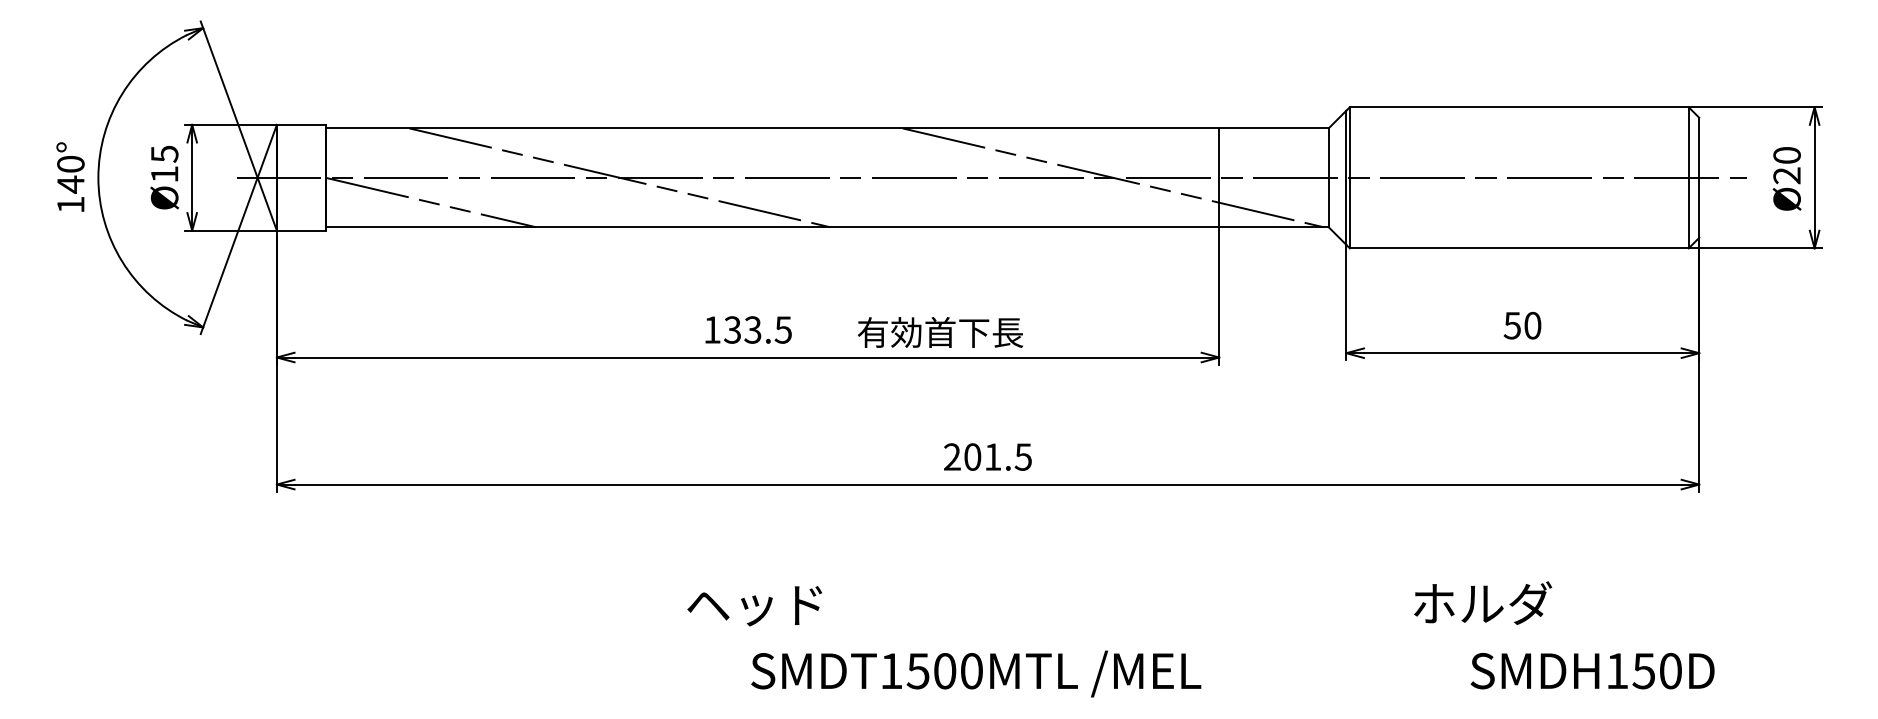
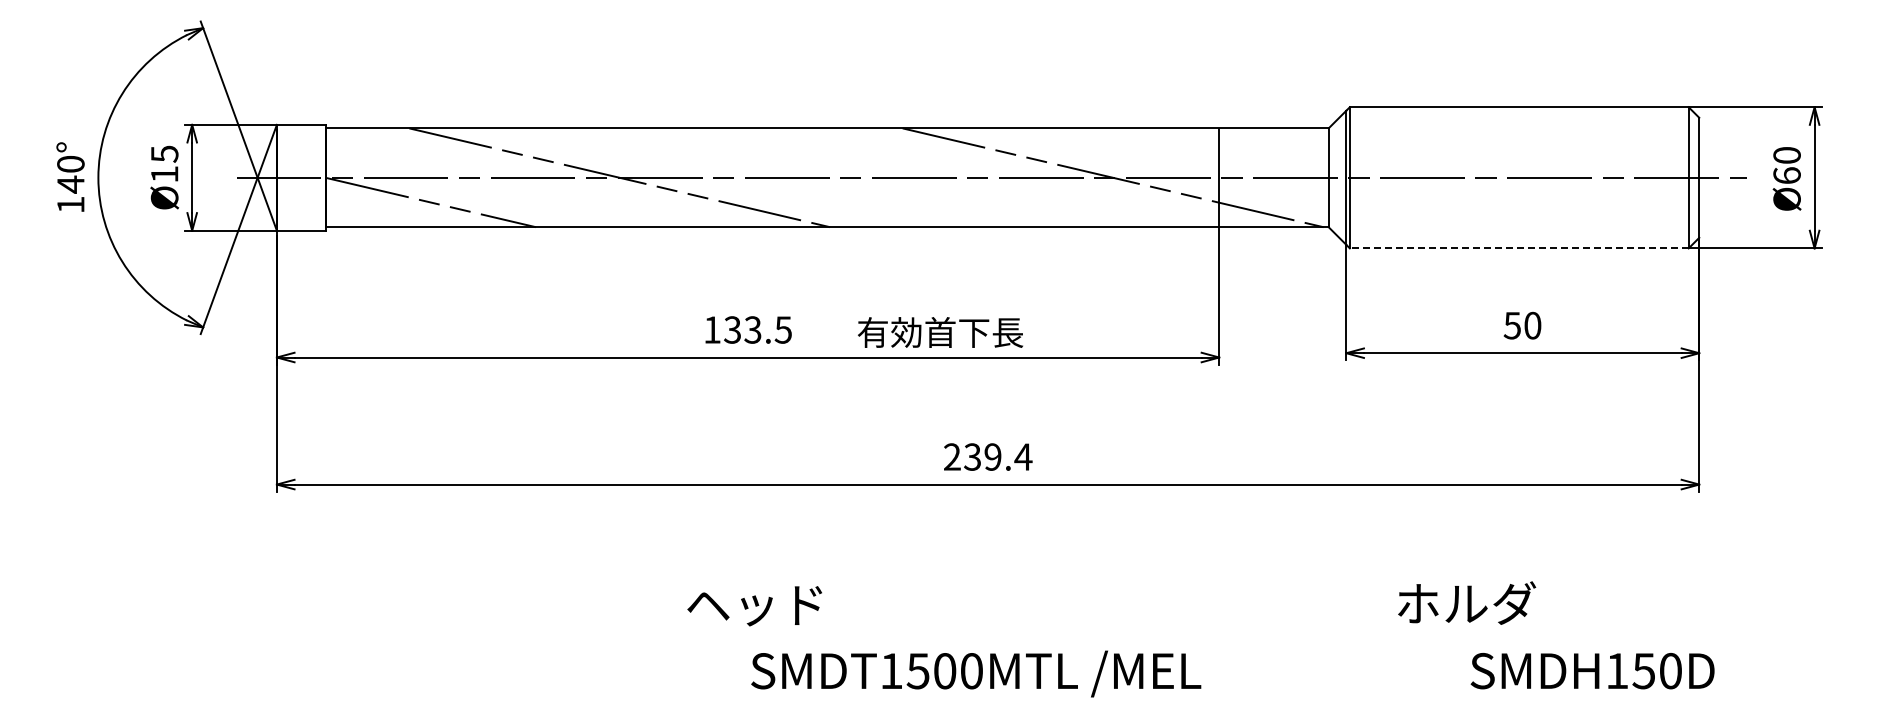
text: Ø20 -> Ø60 (1786, 175)
line: solid -> dashed (1518, 248)
text: 201.5 -> 239.4 (998, 456)
text position: (1483, 602) -> (1467, 602) (1467, 602)
